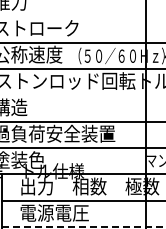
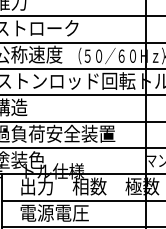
line: none -> present (82, 16)
line: none -> present (82, 95)
line: dashed -> solid (84, 227)
